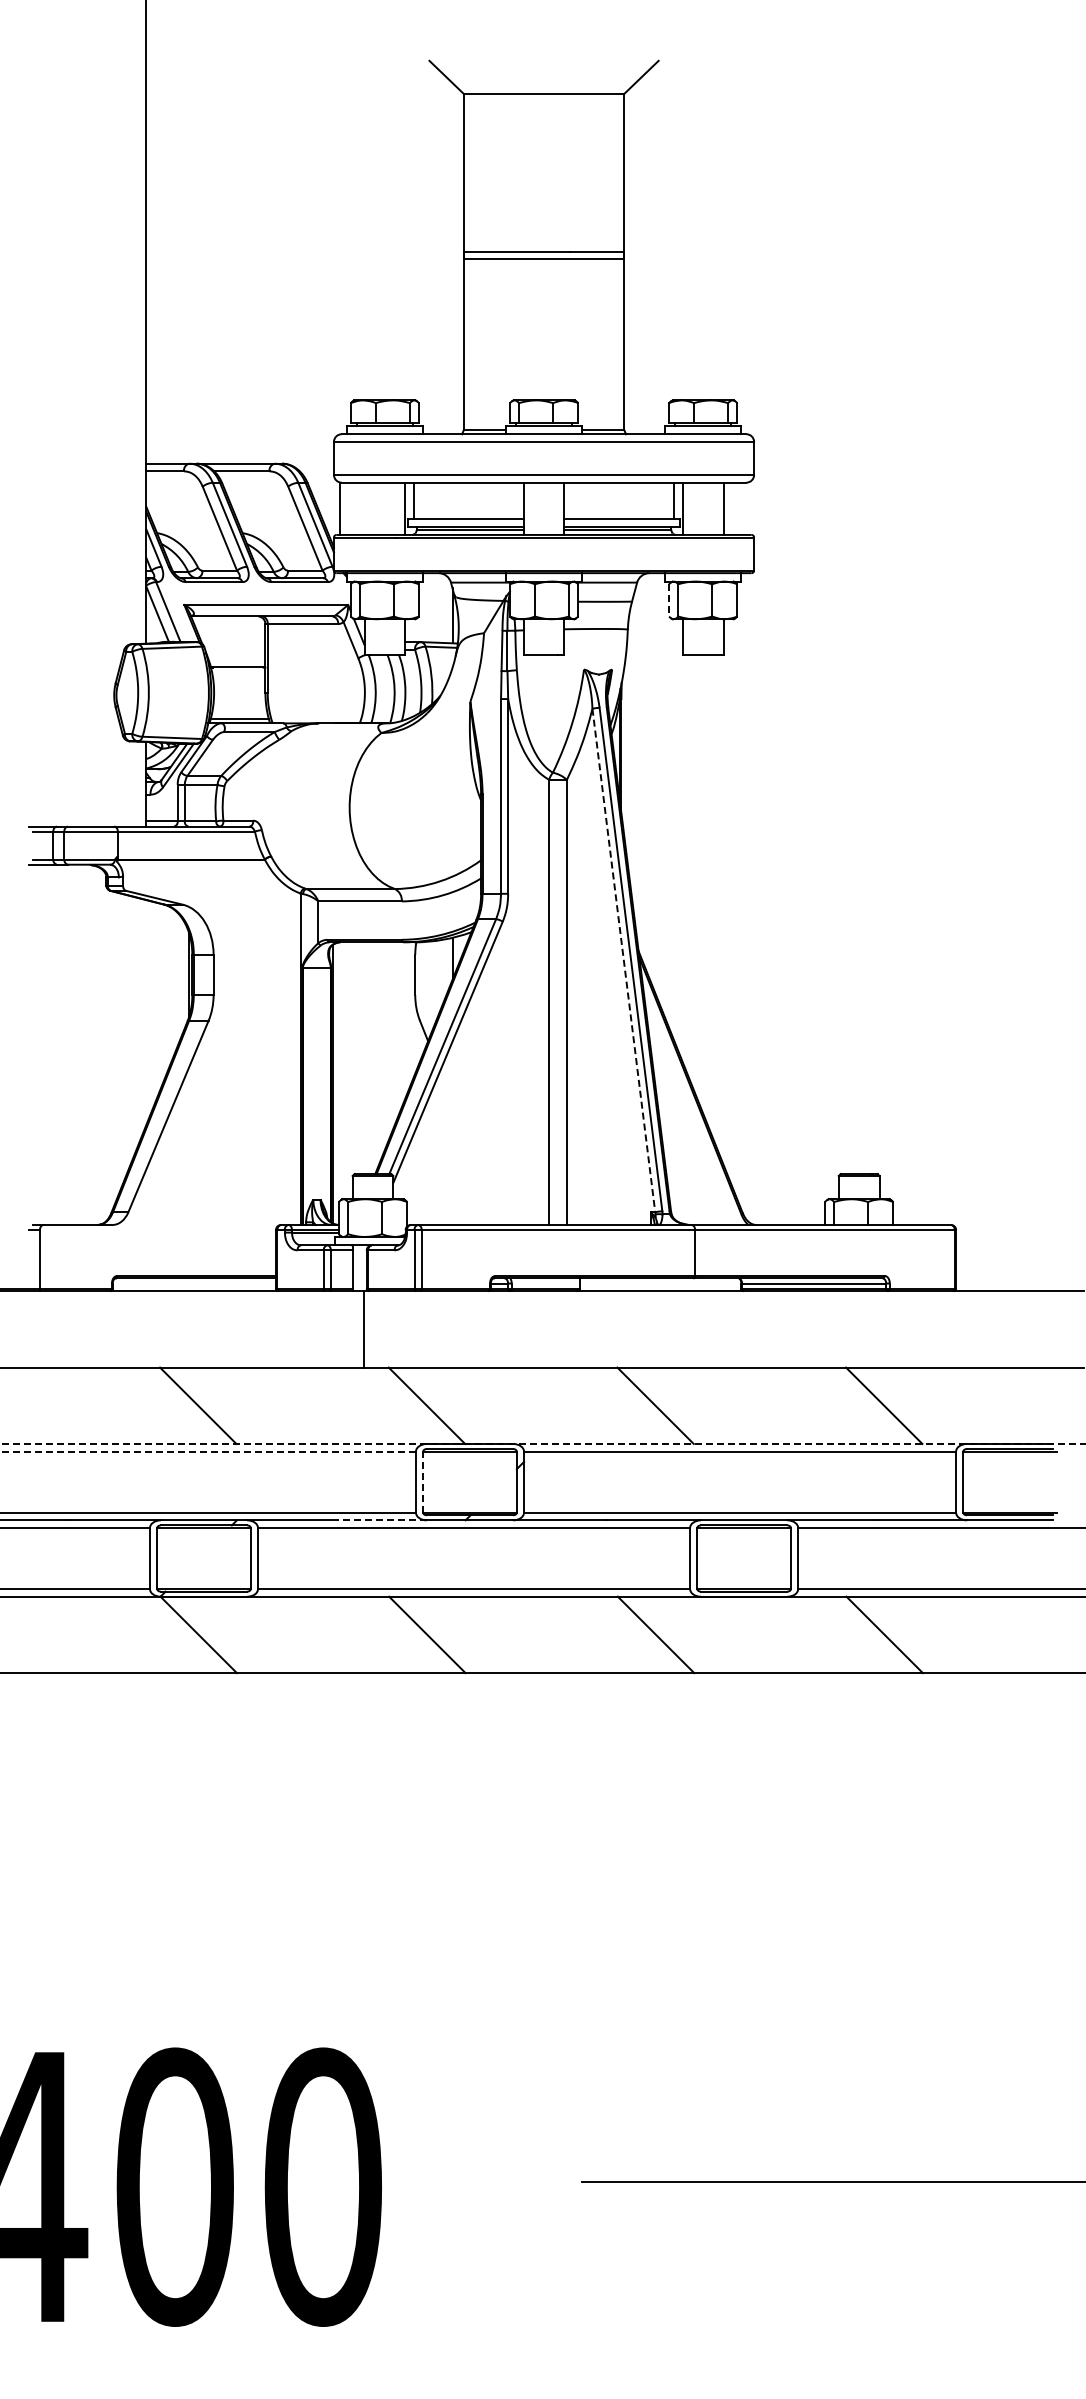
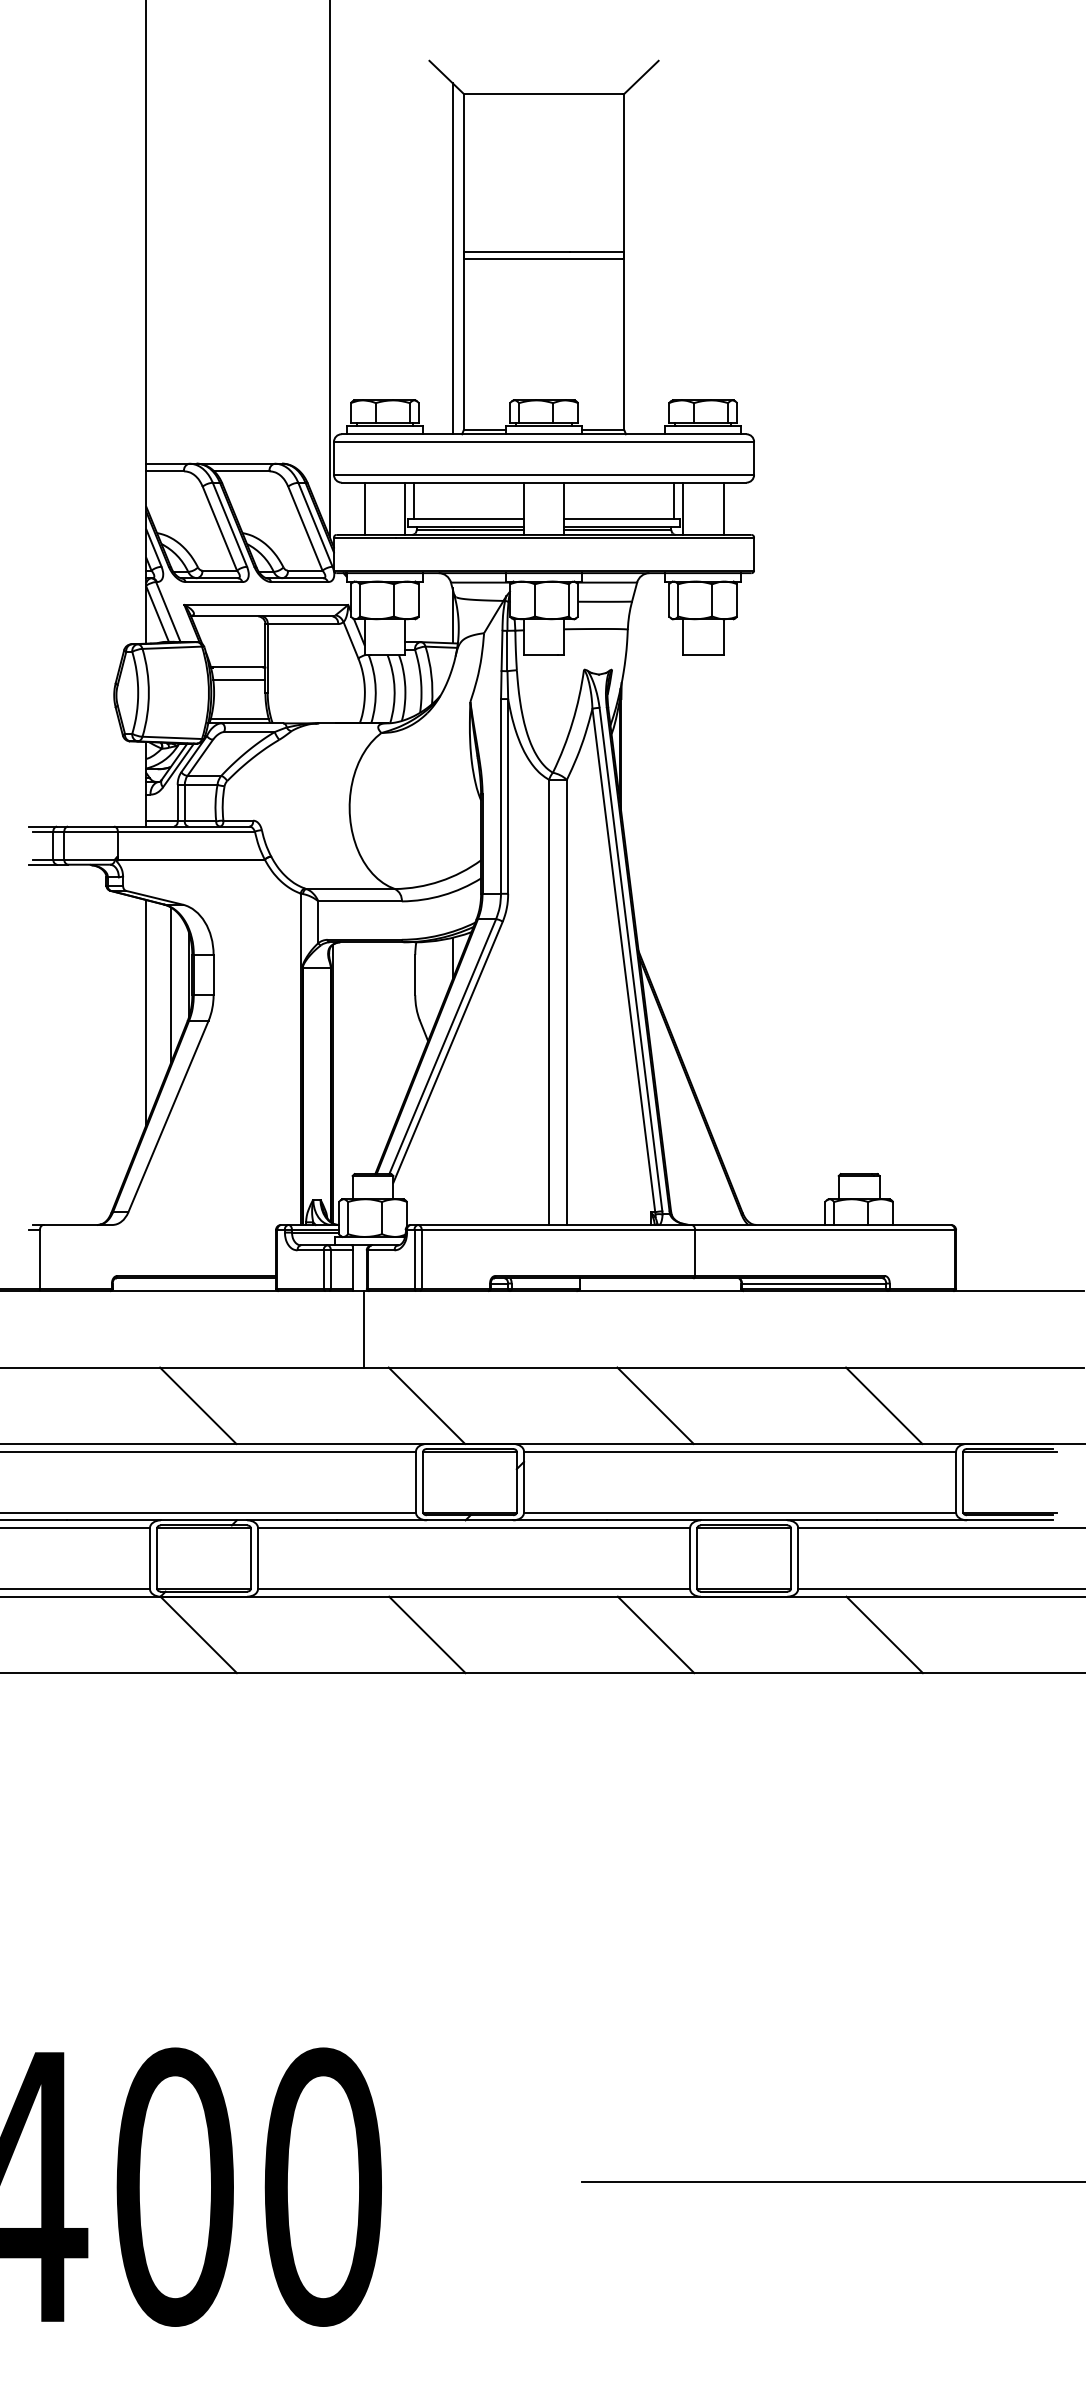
line: none -> present (452, 258)
line: none -> present (329, 269)
line position: (339, 508) -> (364, 508) (364, 508)
line: dashed -> solid (669, 600)
line: none -> present (239, 680)
line: dashed -> solid (623, 960)
line: none -> present (171, 984)
line: none -> present (146, 1012)
line: dashed -> solid (542, 1443)
line: dashed -> solid (208, 1451)
line: dashed -> solid (423, 1482)
line: dashed -> solid (381, 1520)
